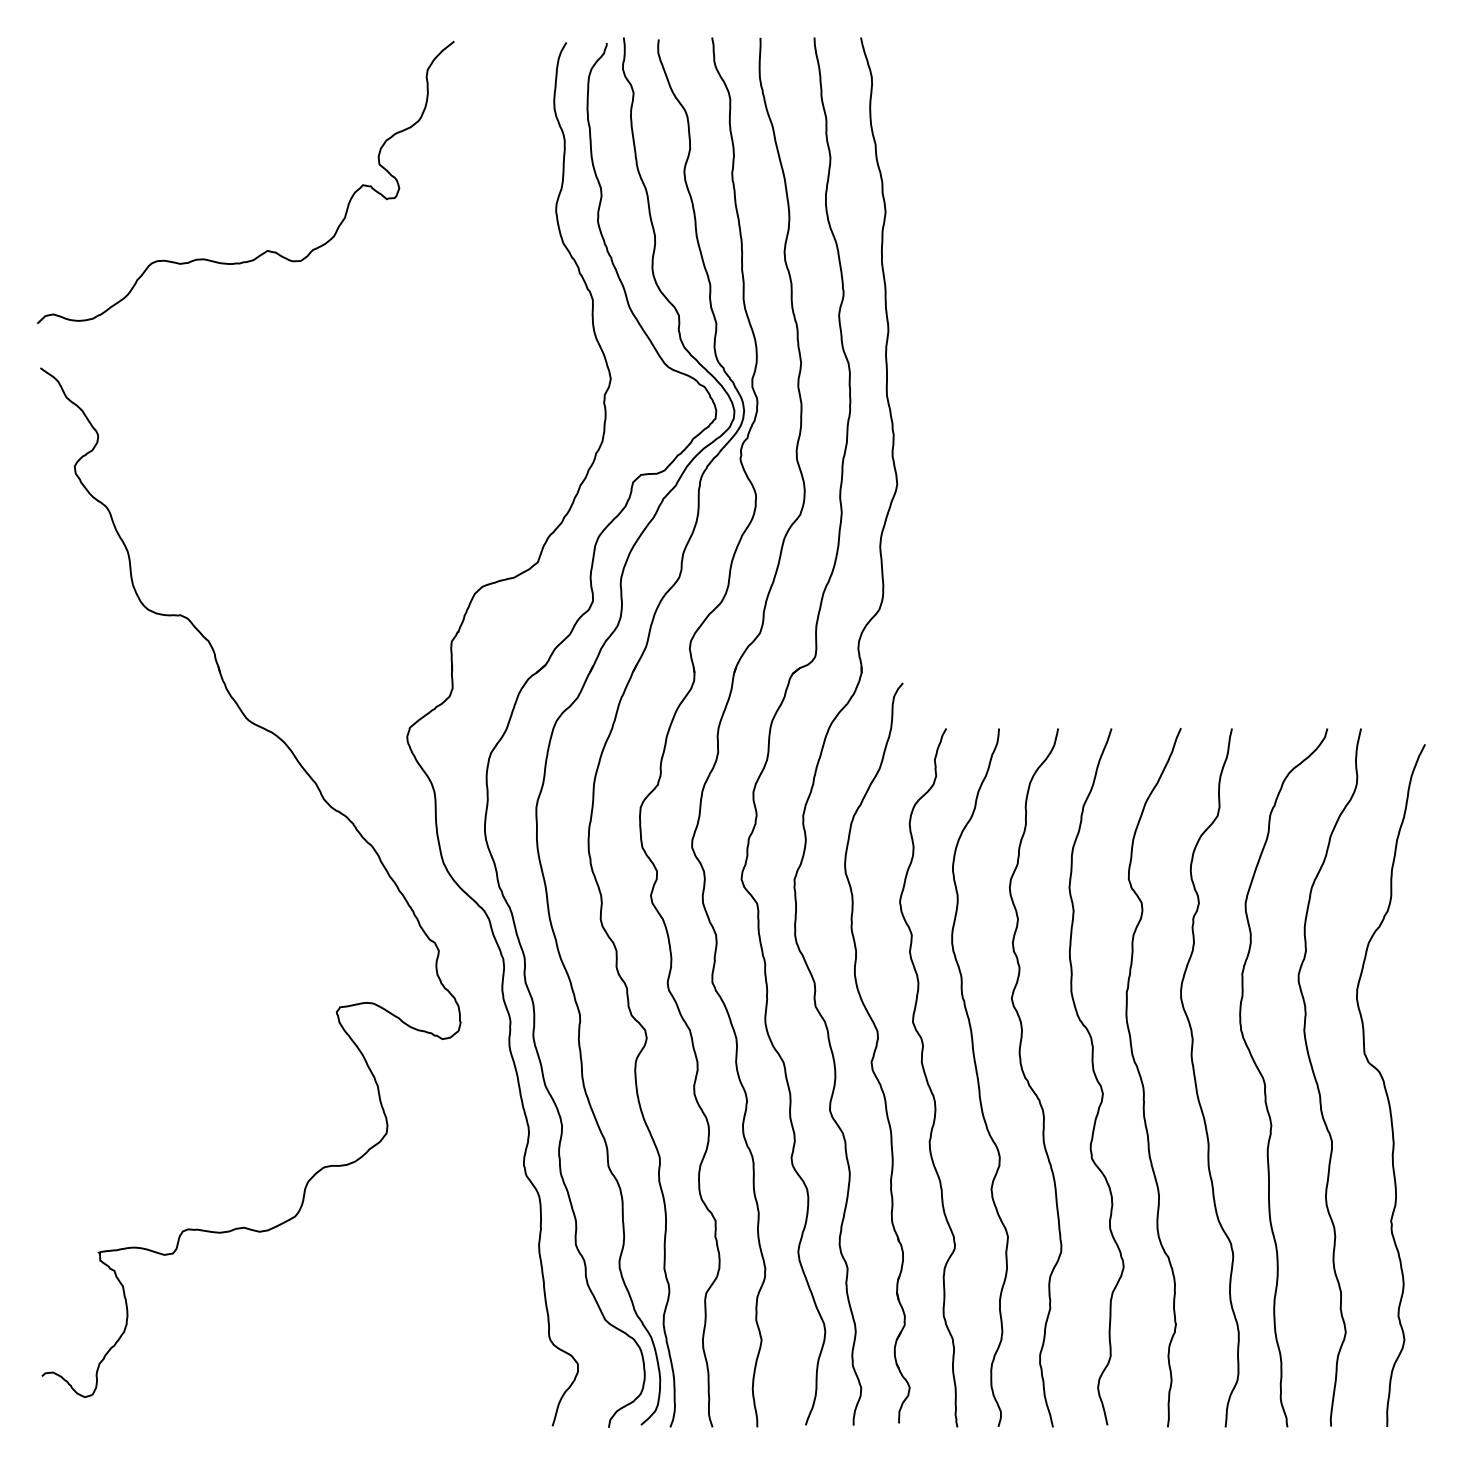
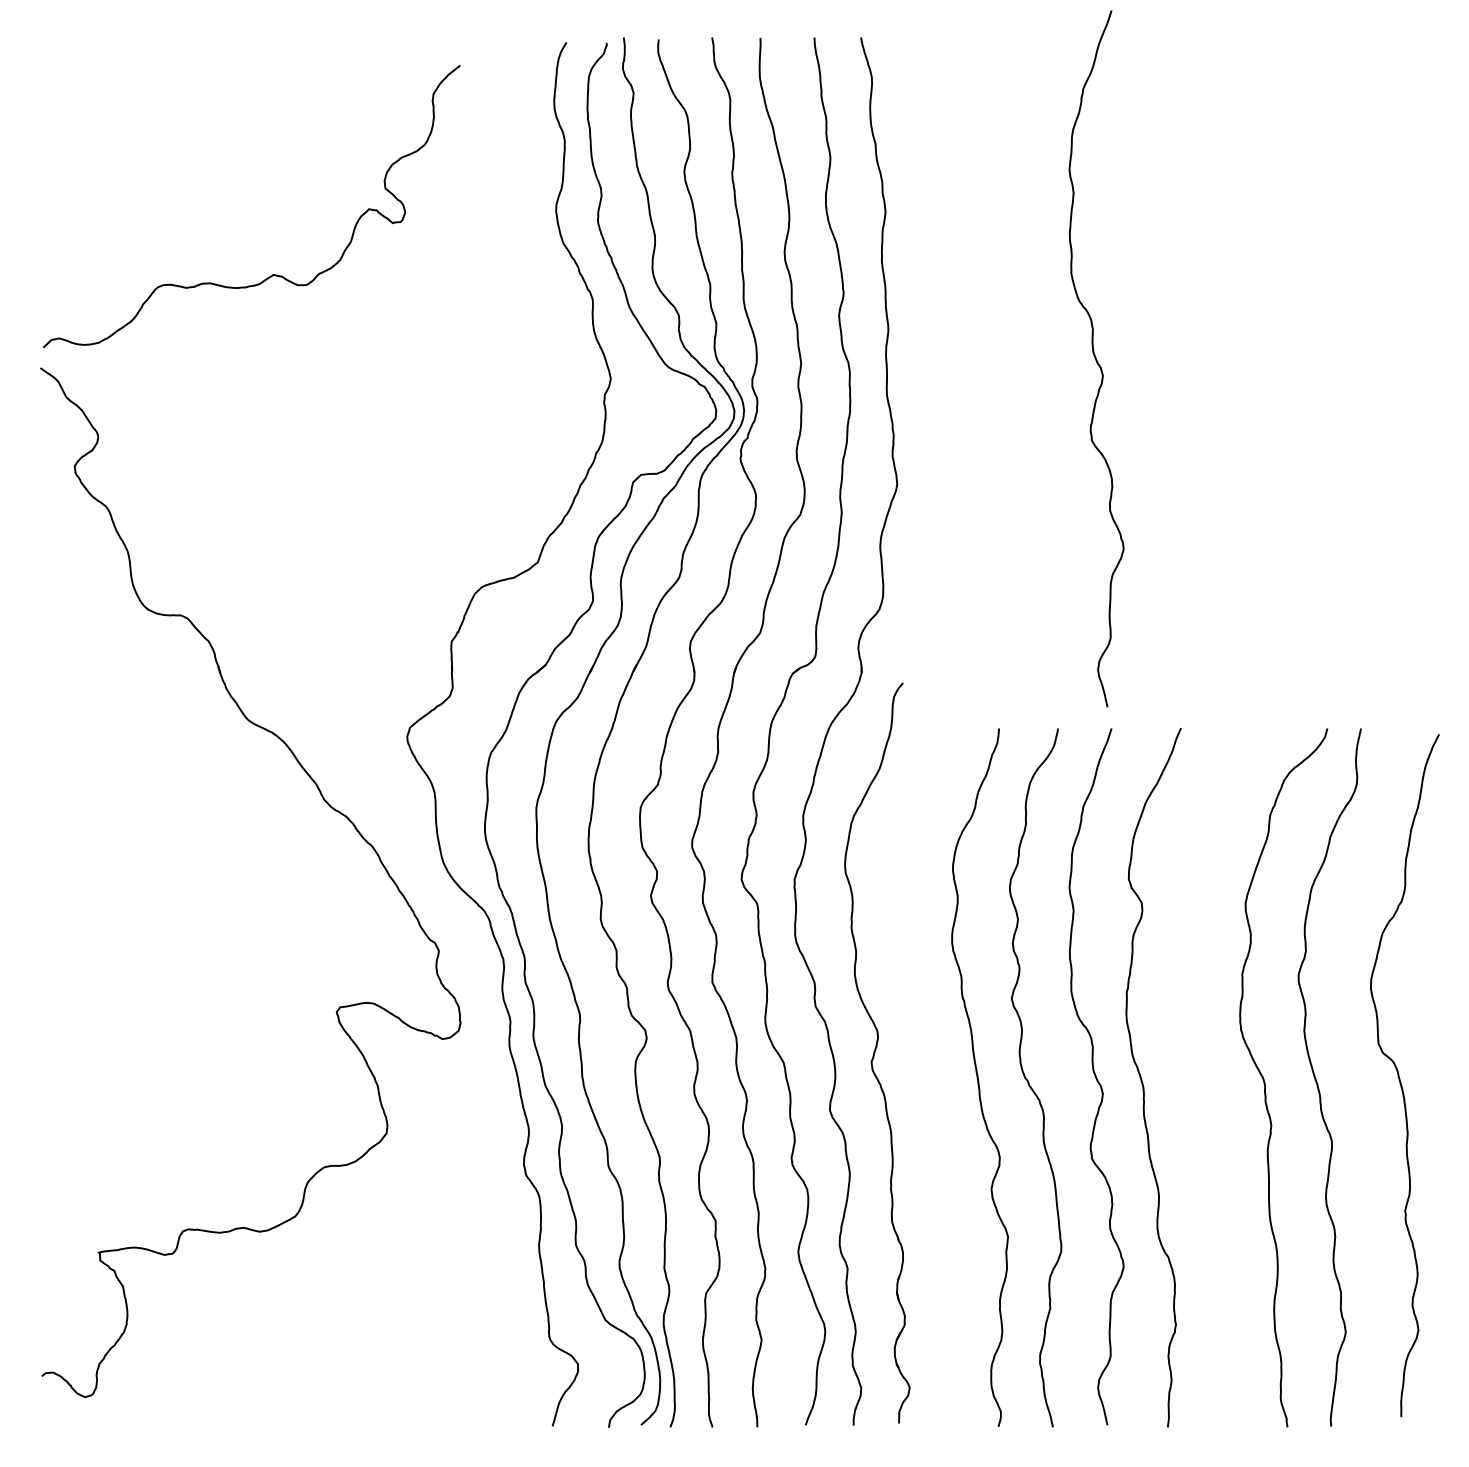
curve position: (266, 250) -> (272, 274) (272, 274)
curve: none -> present (1096, 358)
curve: present -> none (927, 1077)
curve: present -> none (1196, 1080)
curve position: (1385, 1085) -> (1399, 1075) (1399, 1075)
